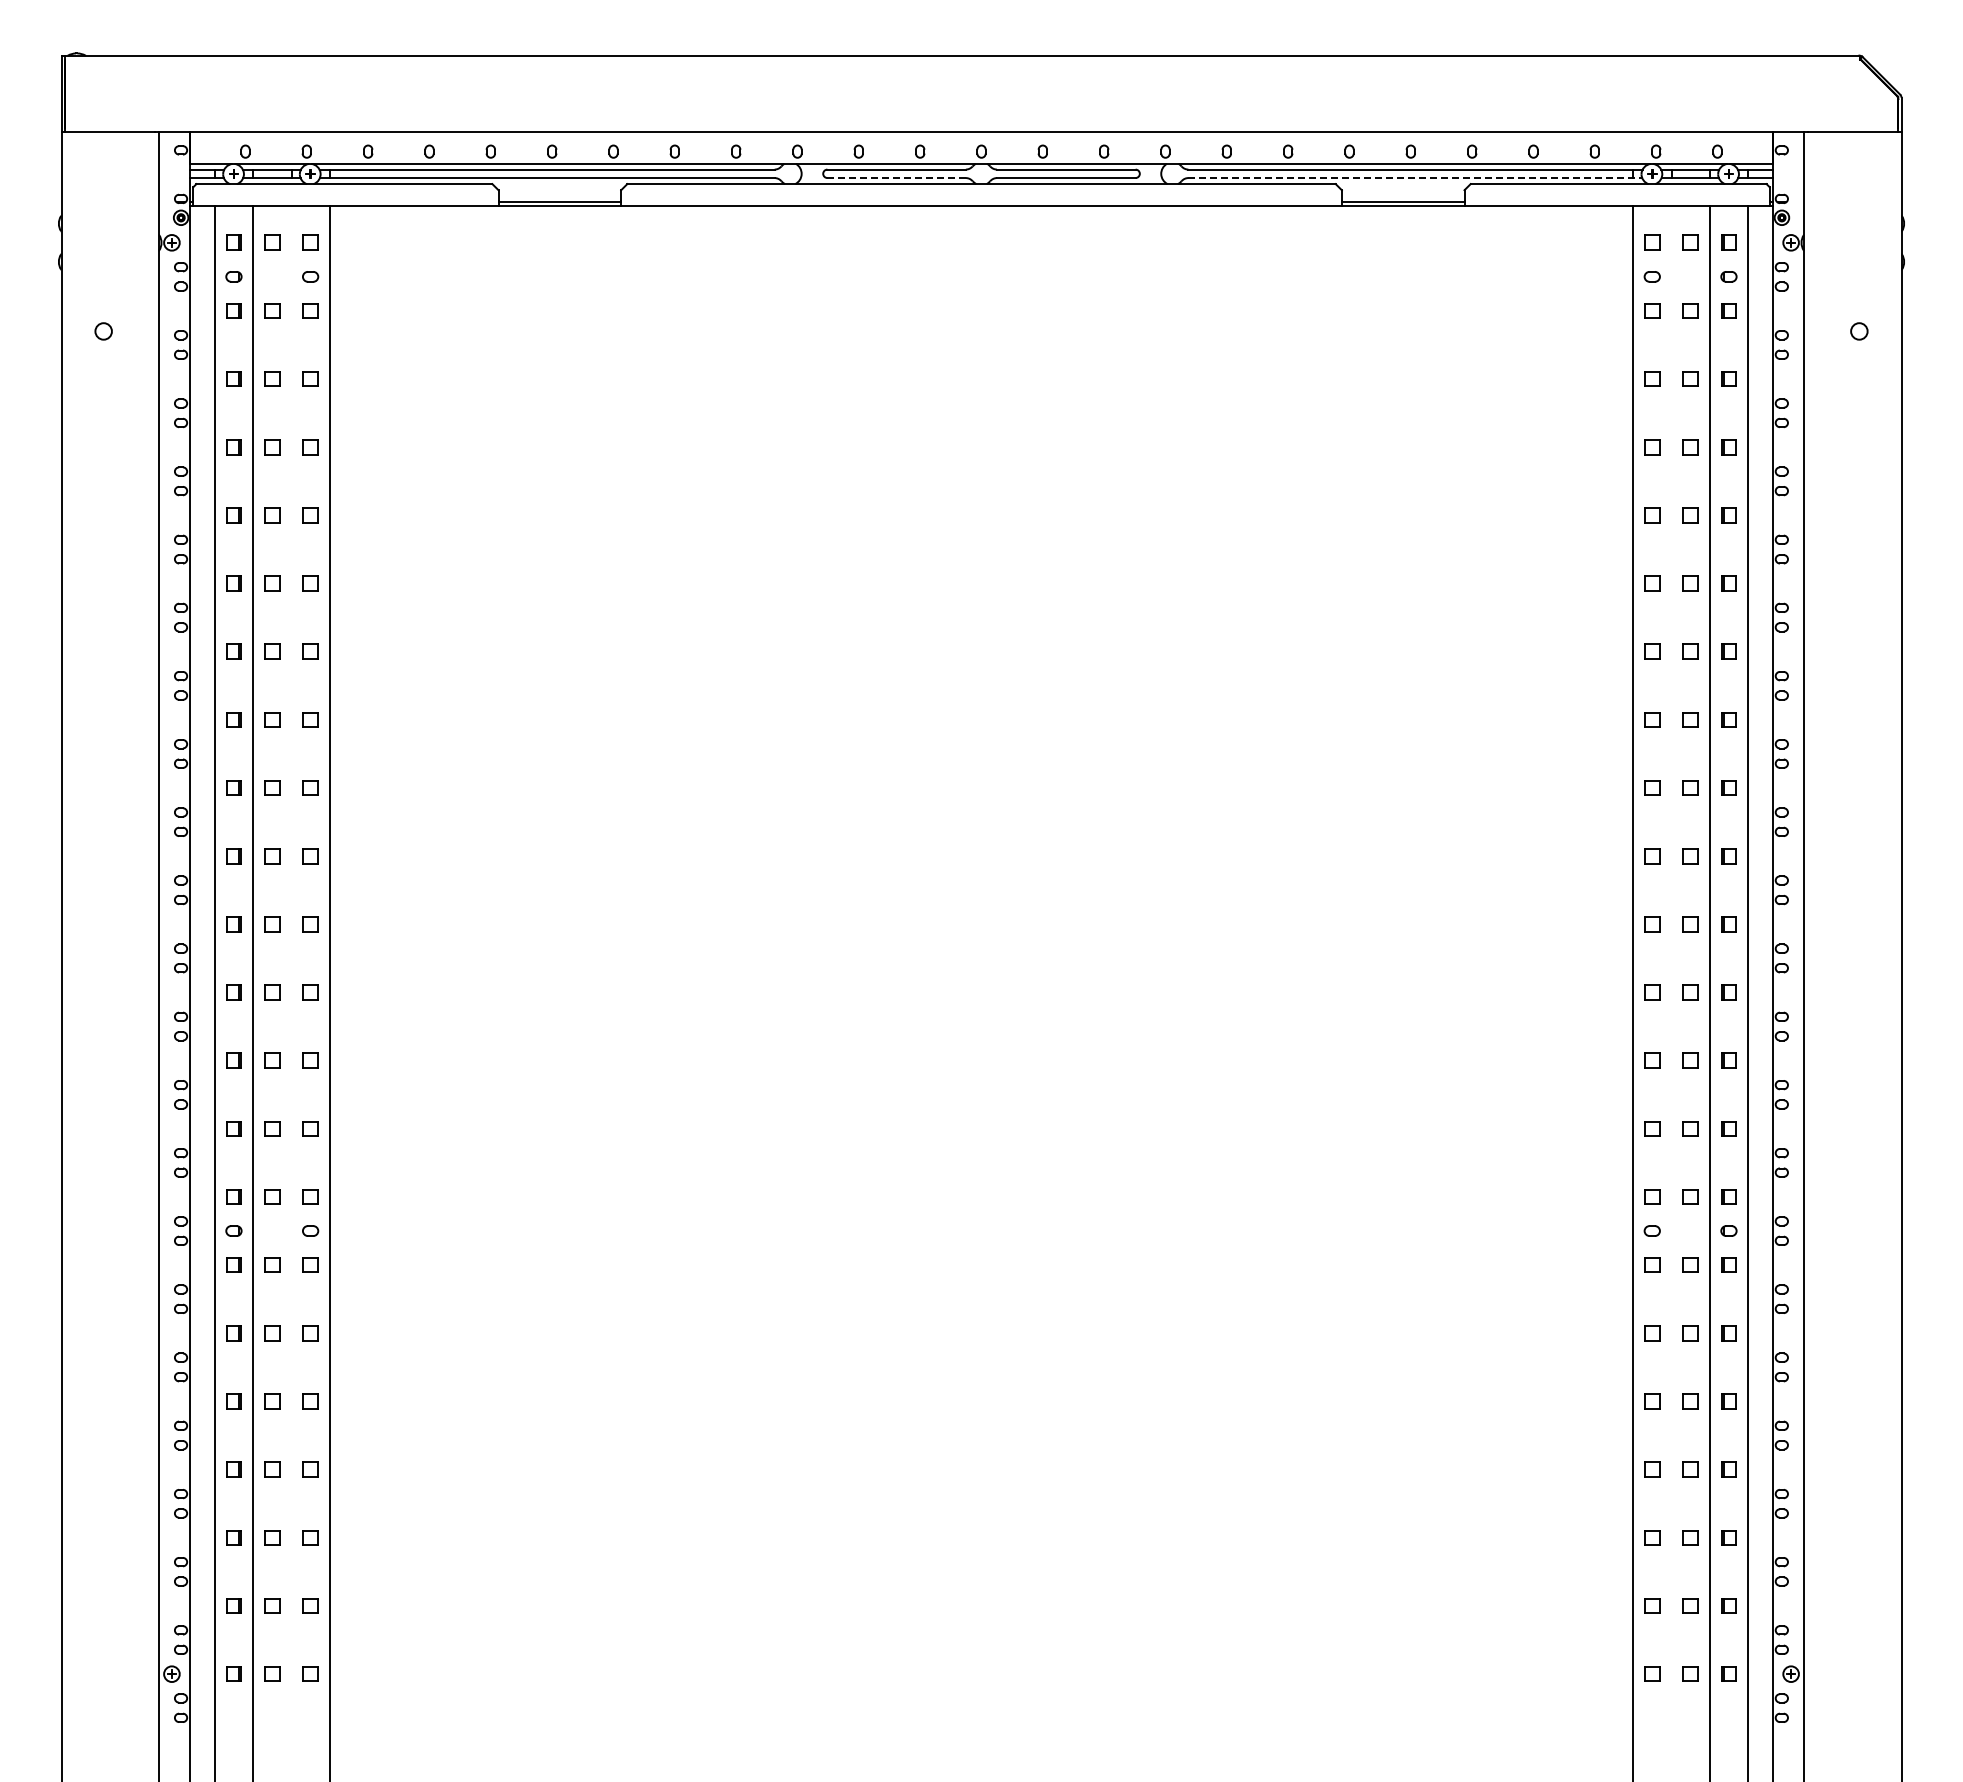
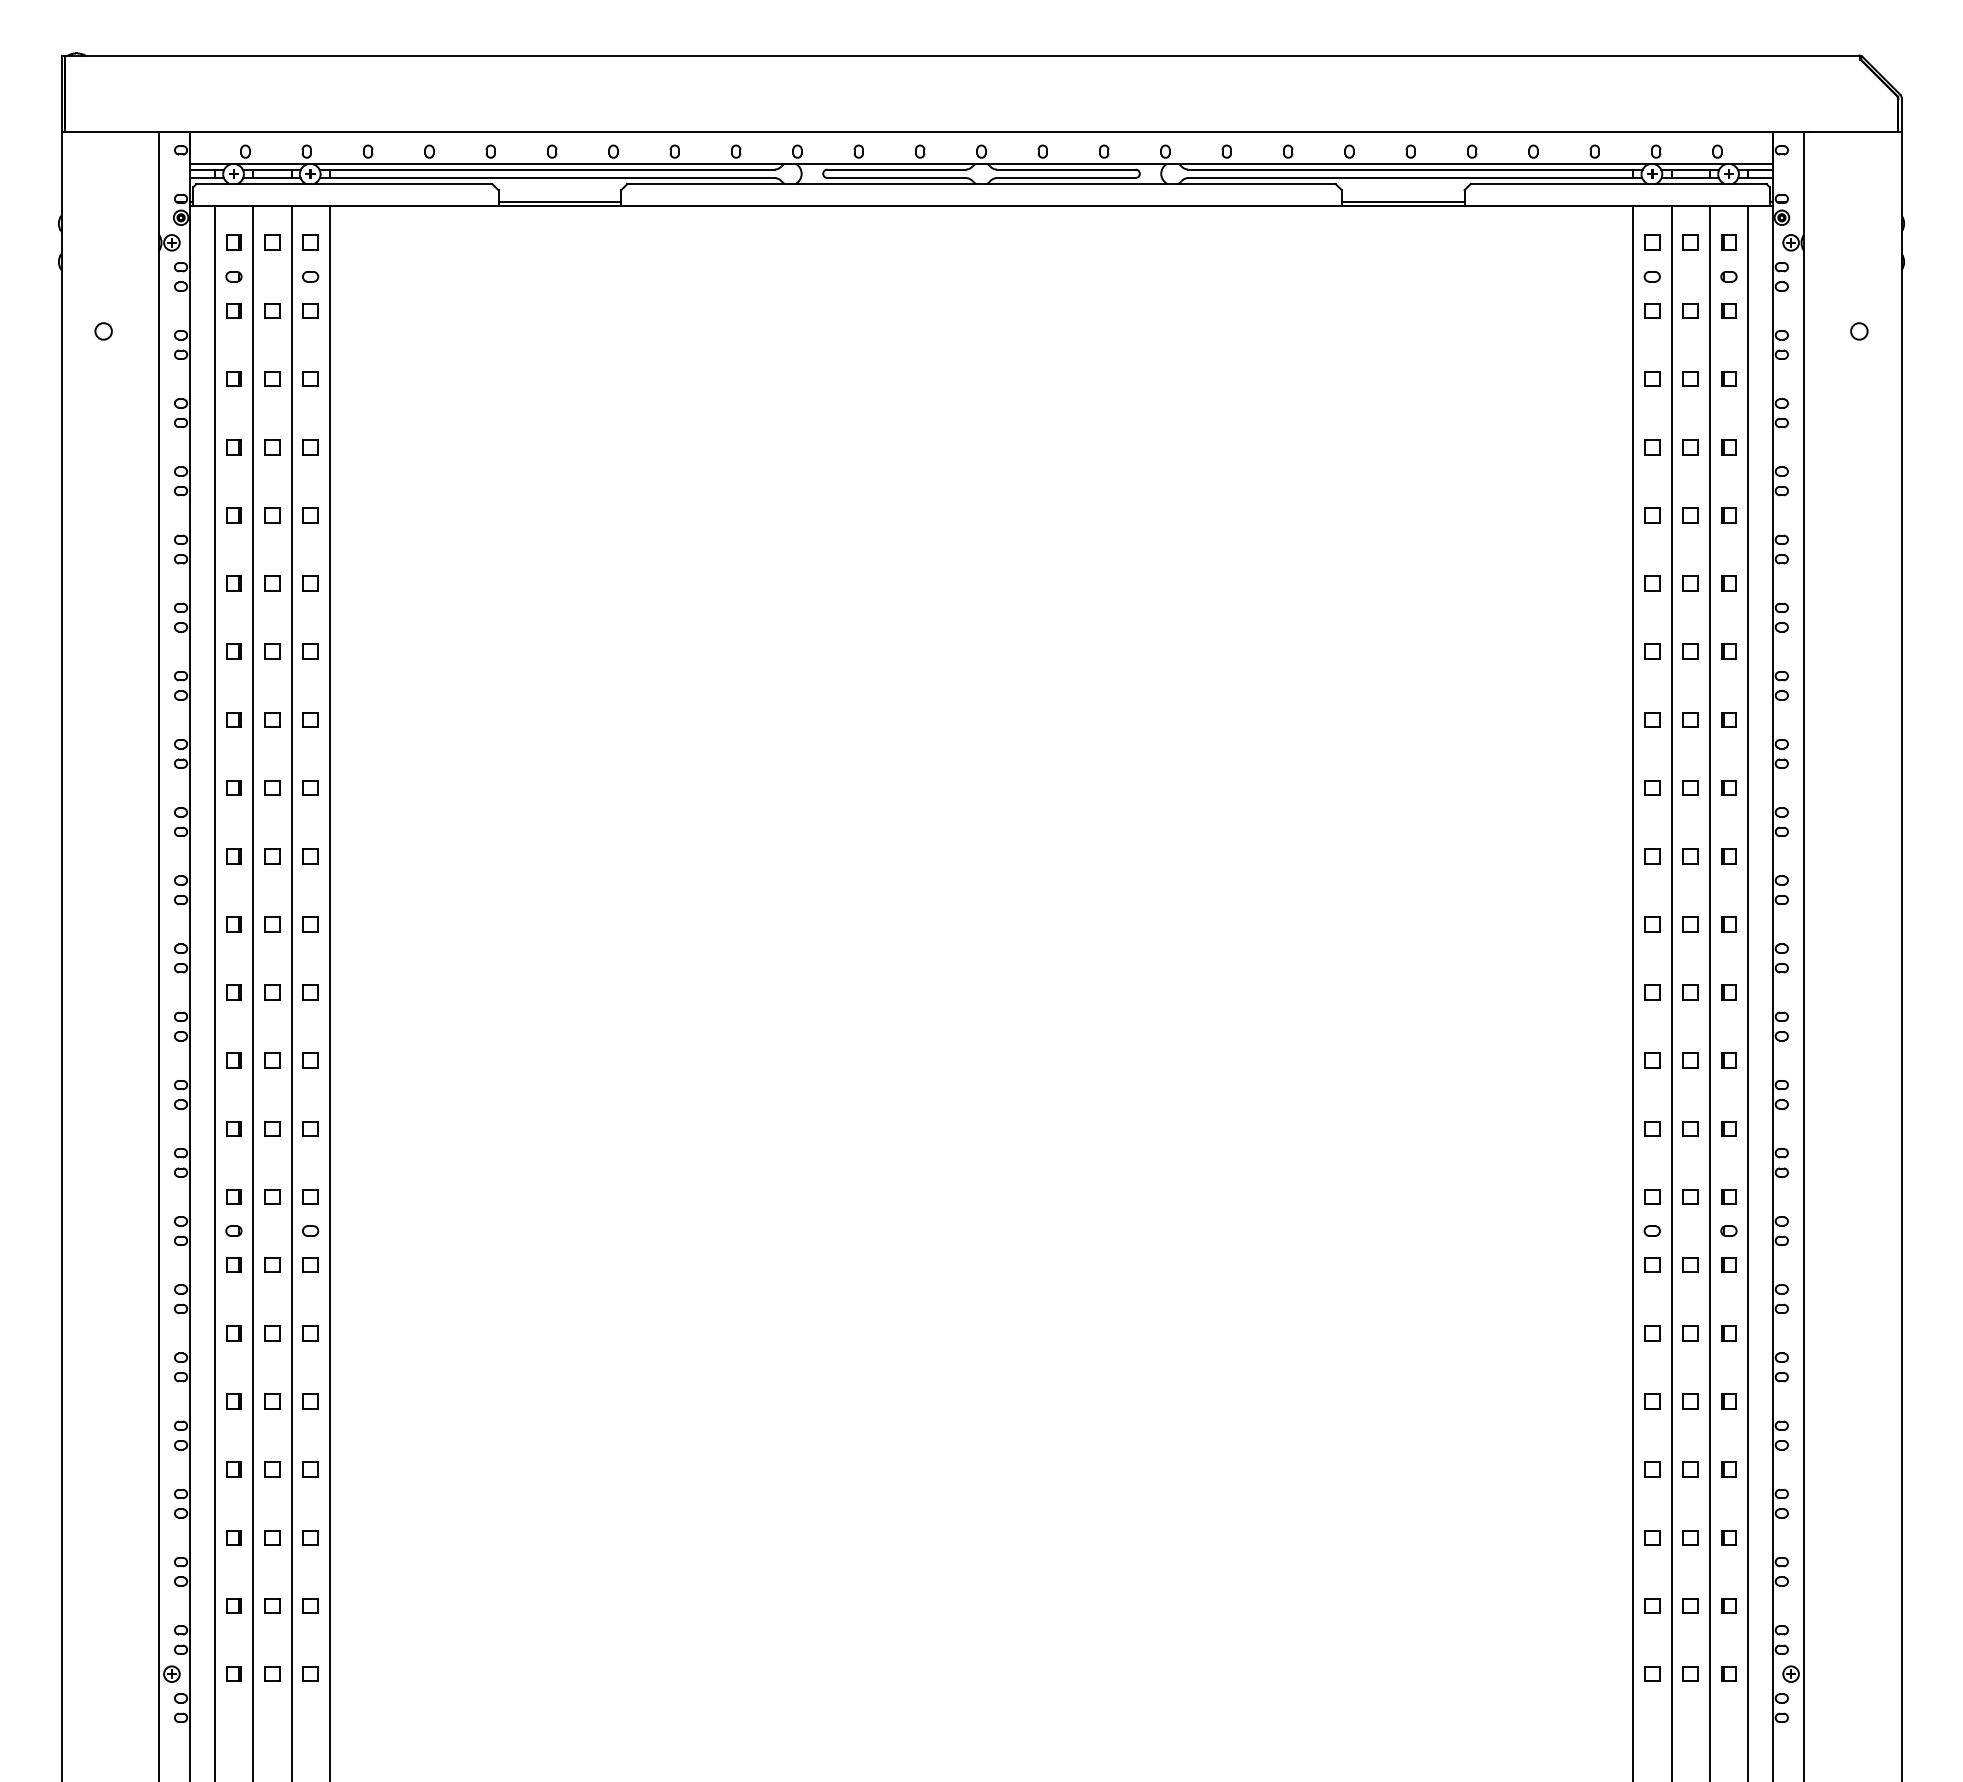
line: dashed -> solid (897, 178)
line: dashed -> solid (1415, 178)
line: none -> present (291, 991)
line: none -> present (1671, 991)
